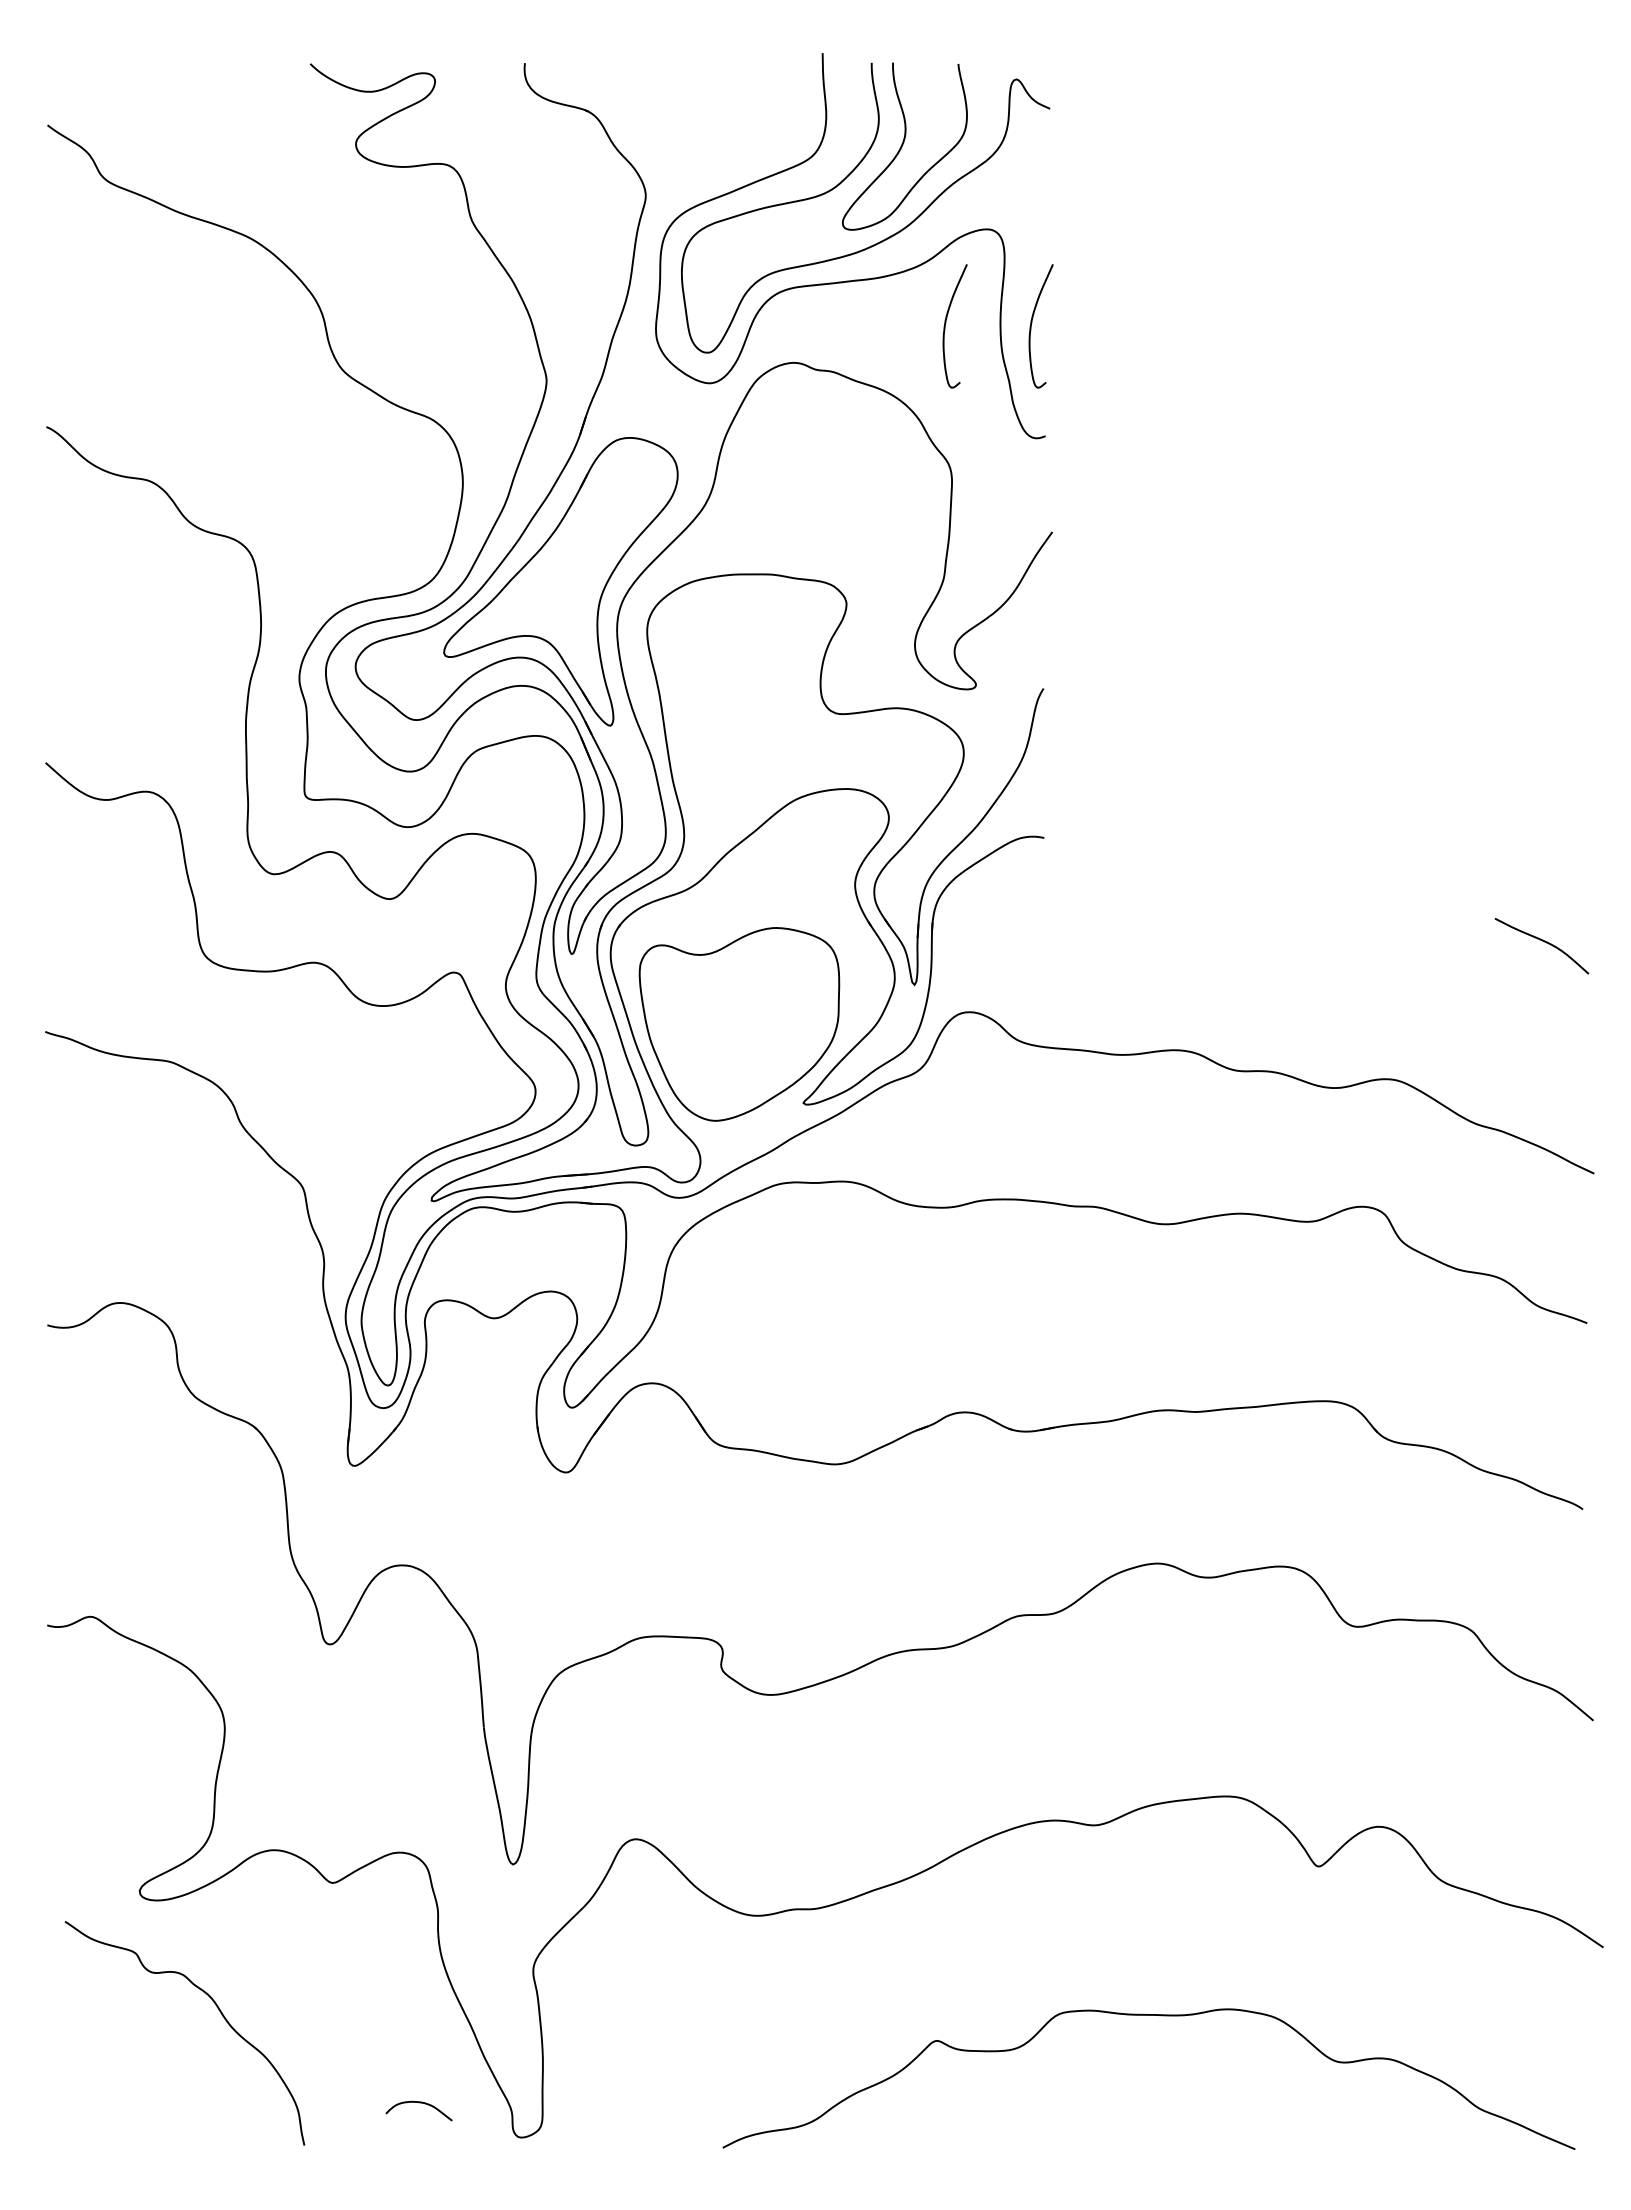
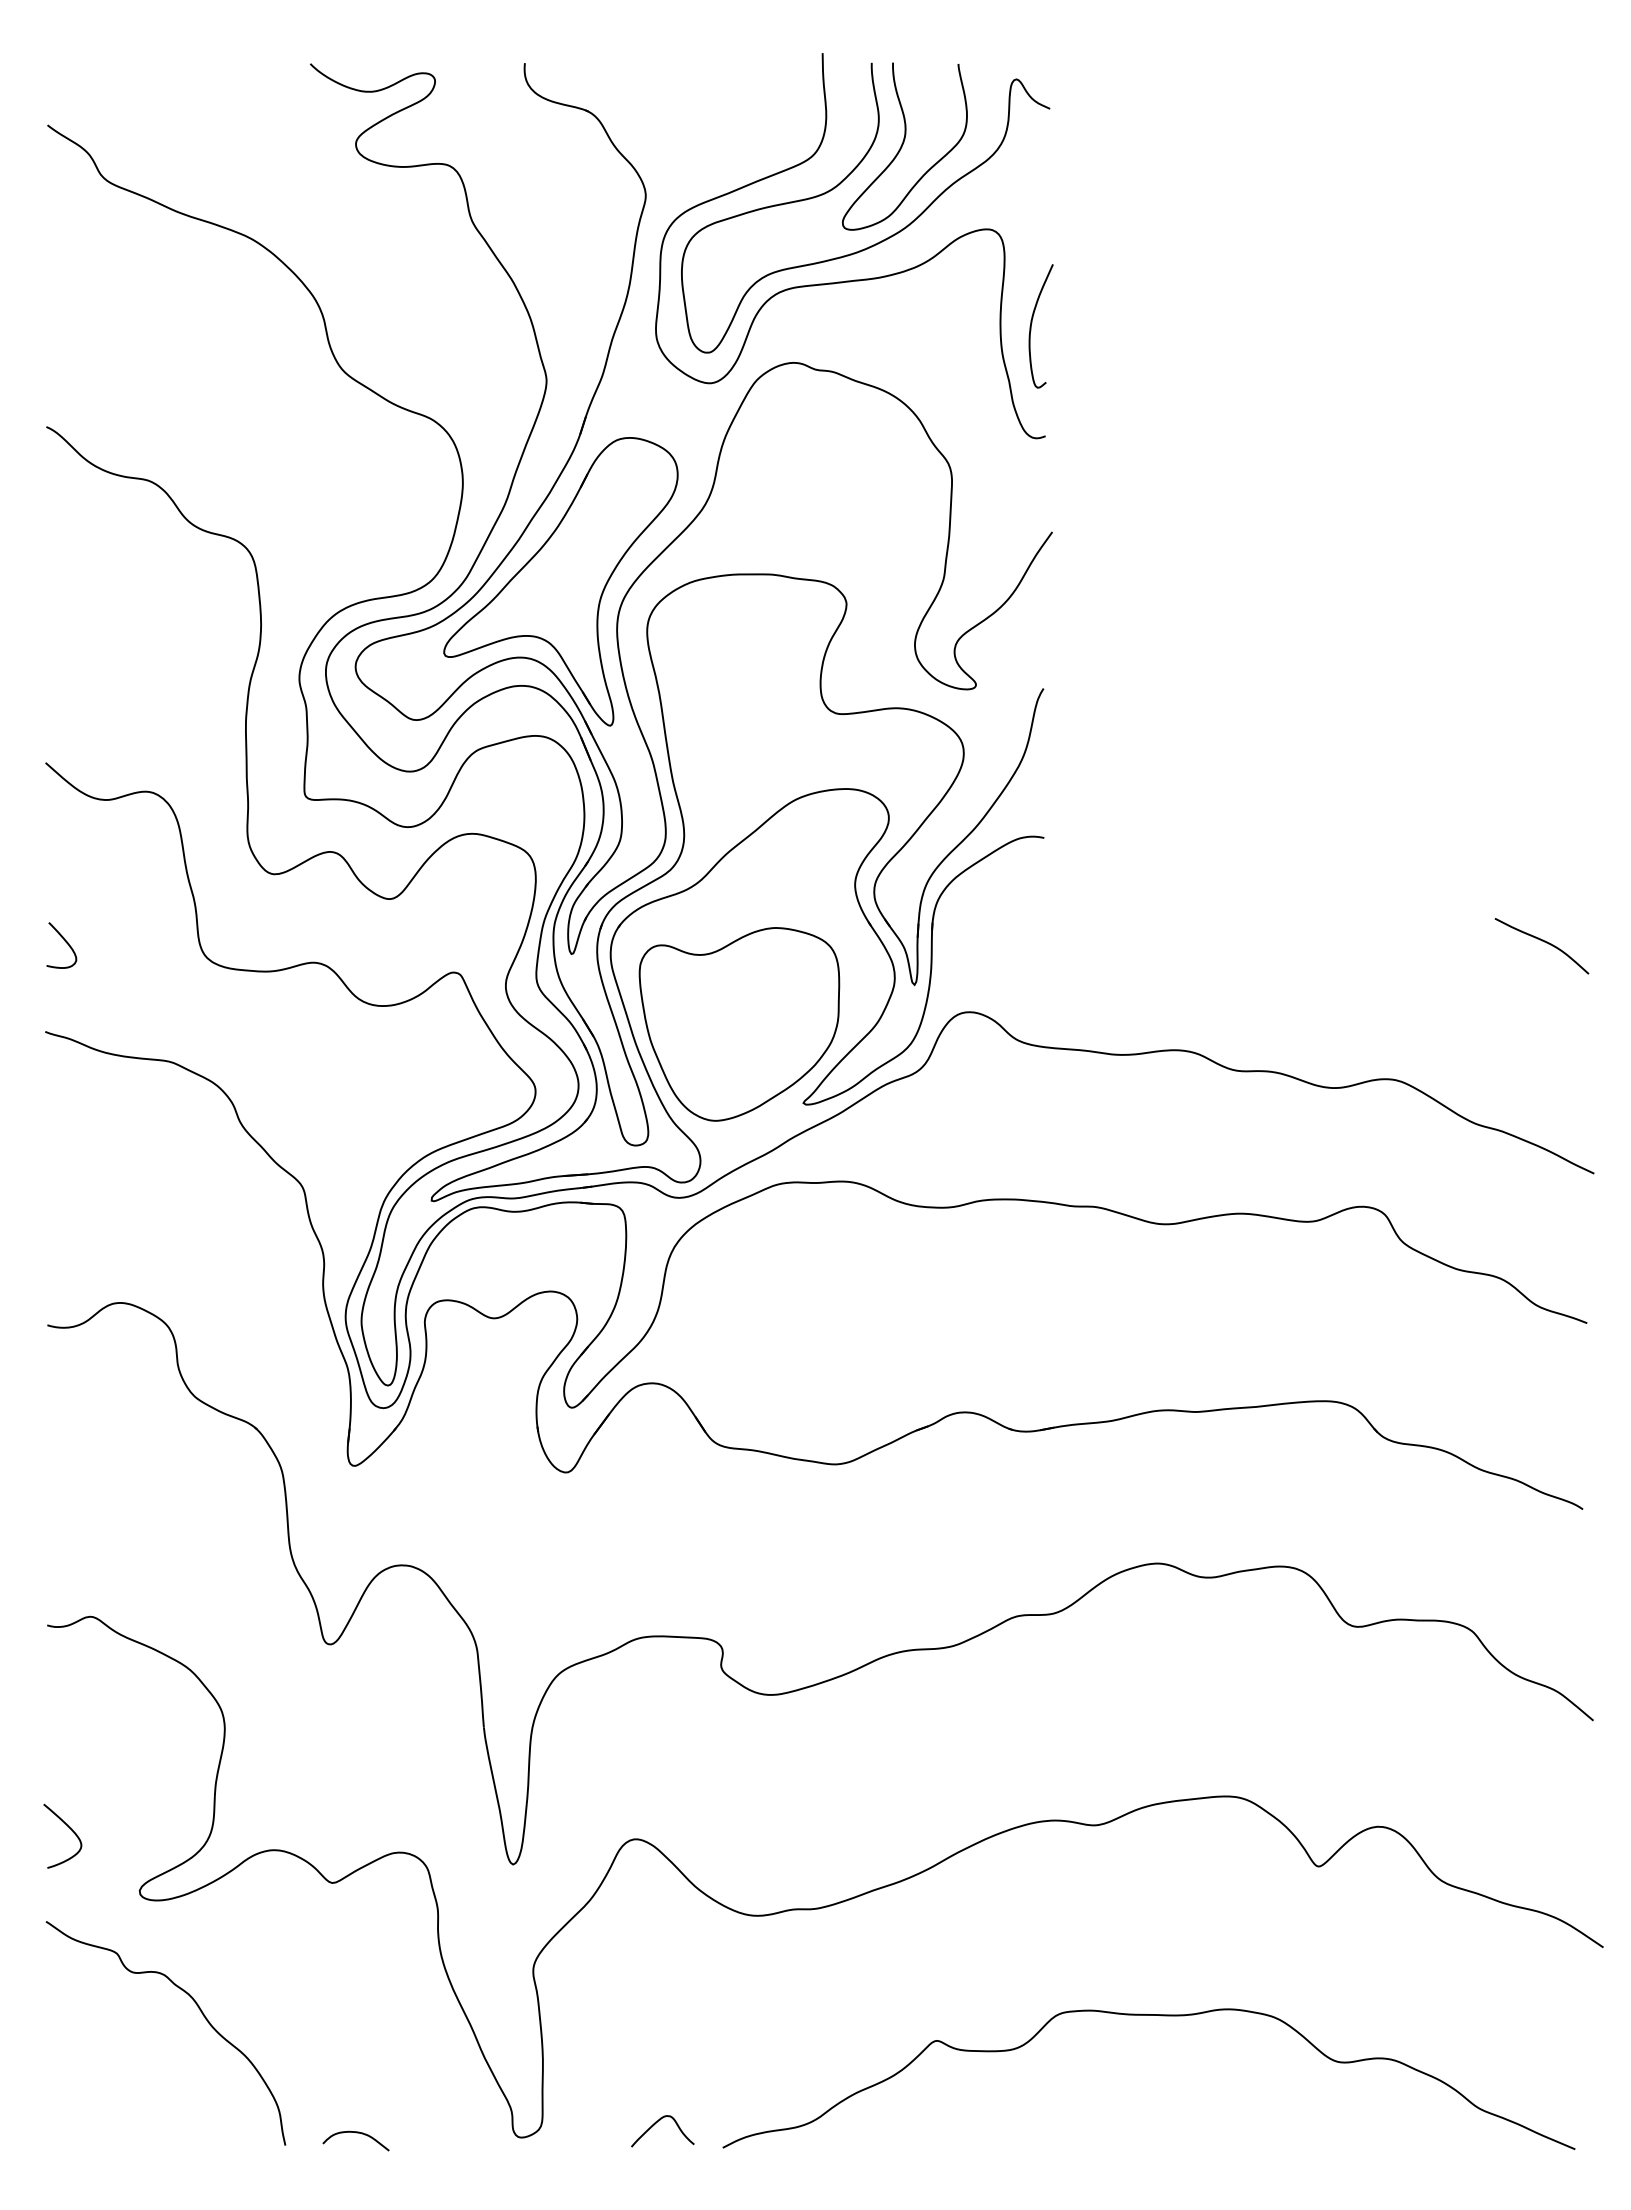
curve: present -> none (946, 323)
curve: none -> present (64, 941)
curve: none -> present (69, 1828)
curve position: (218, 2010) -> (199, 2010) (199, 2010)
curve position: (419, 2103) -> (356, 2133) (356, 2133)
curve: none -> present (655, 2124)
